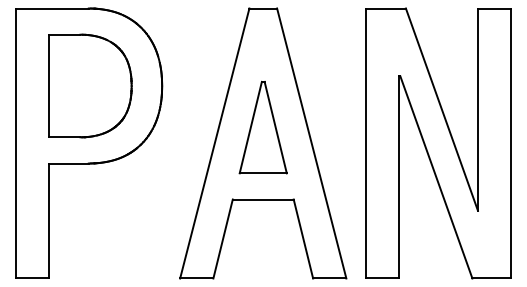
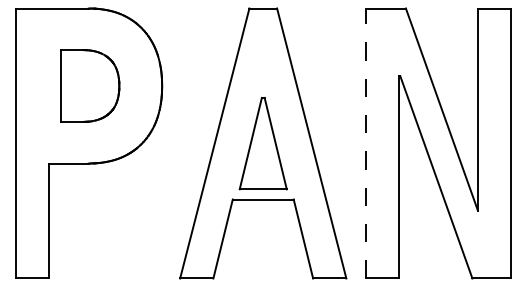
part size: 85x106 px -> 61x74 px (90, 85)
part position: (262, 127) -> (262, 143) (262, 143)
line: solid -> dashed (366, 143)
